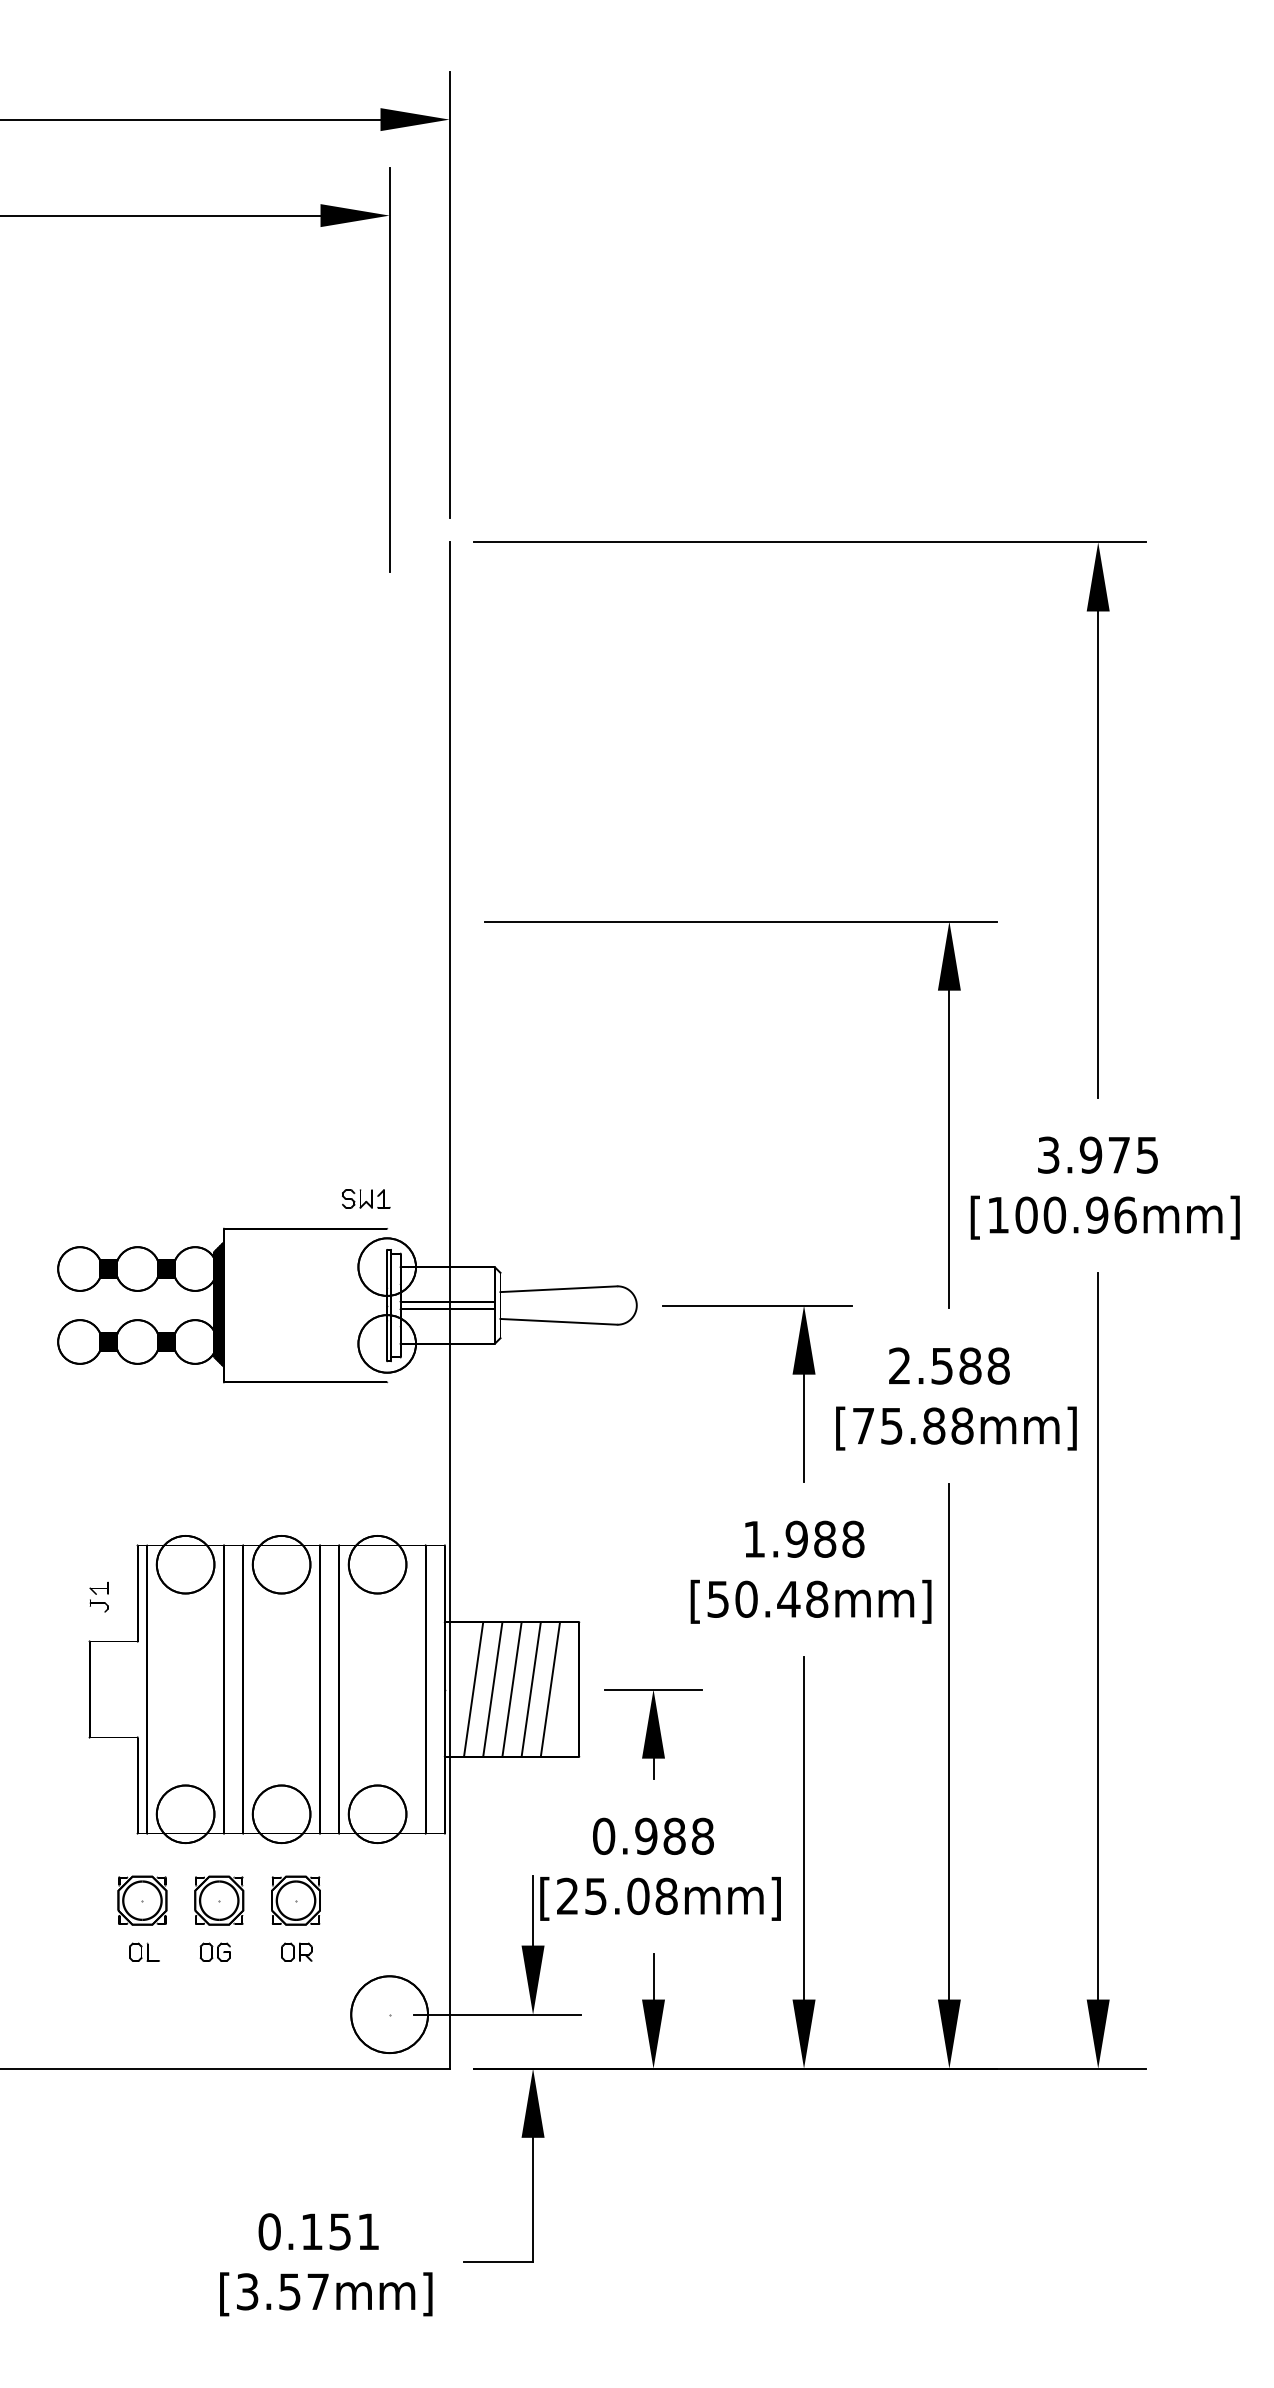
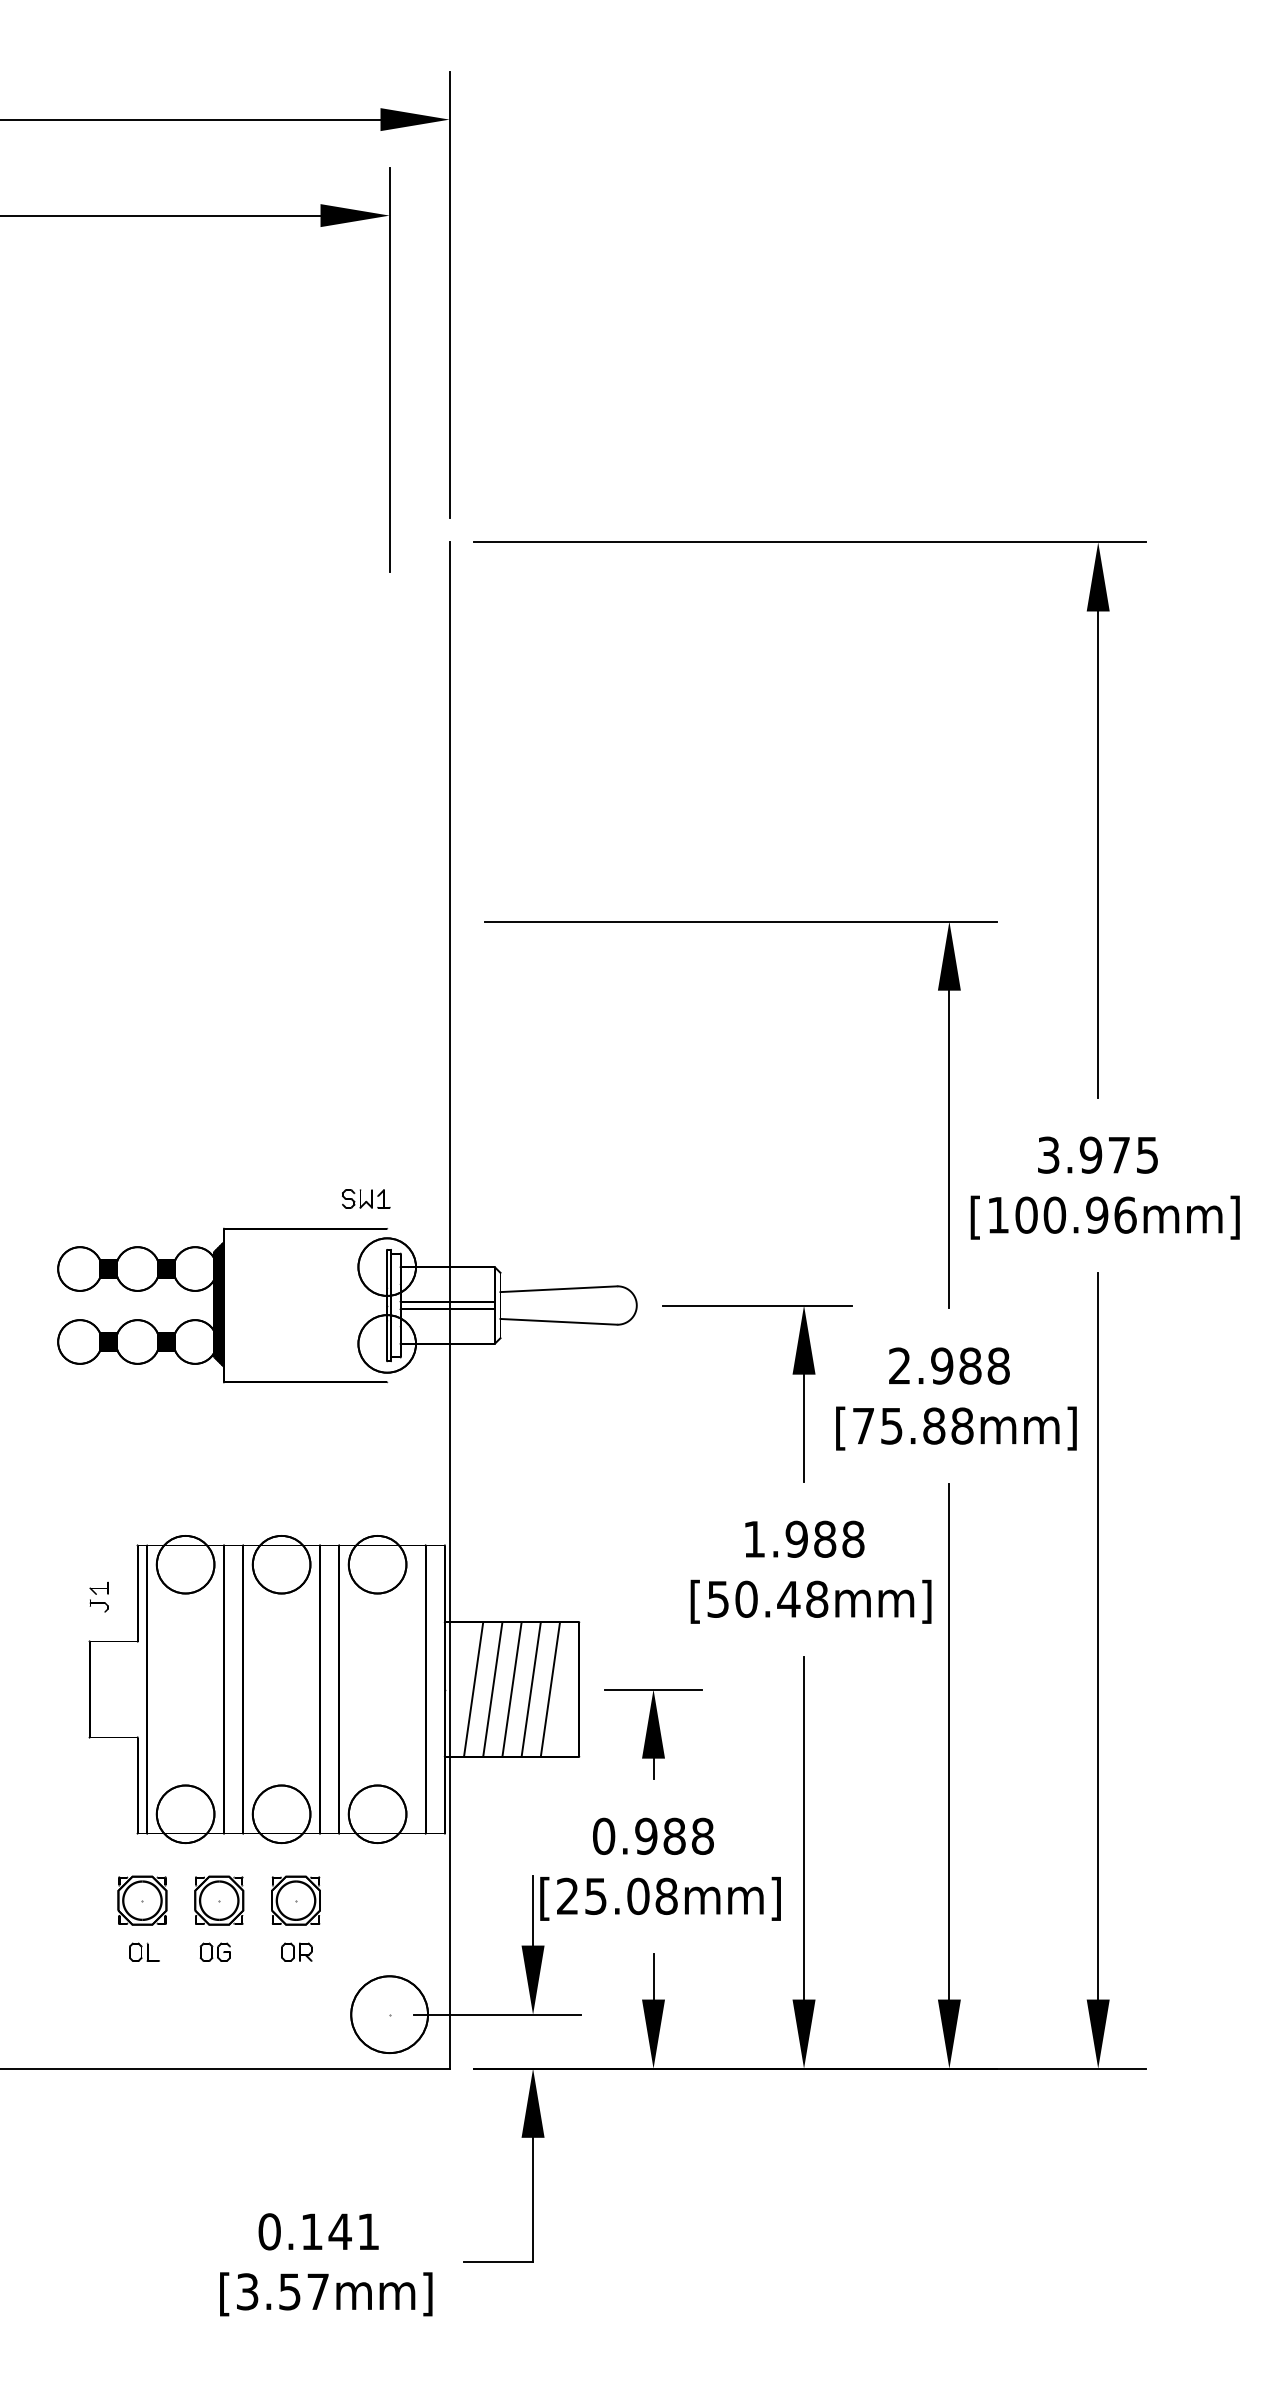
text: 2.588 -> 2.988 (942, 1365)
text: 0.151 -> 0.141 (339, 2231)
